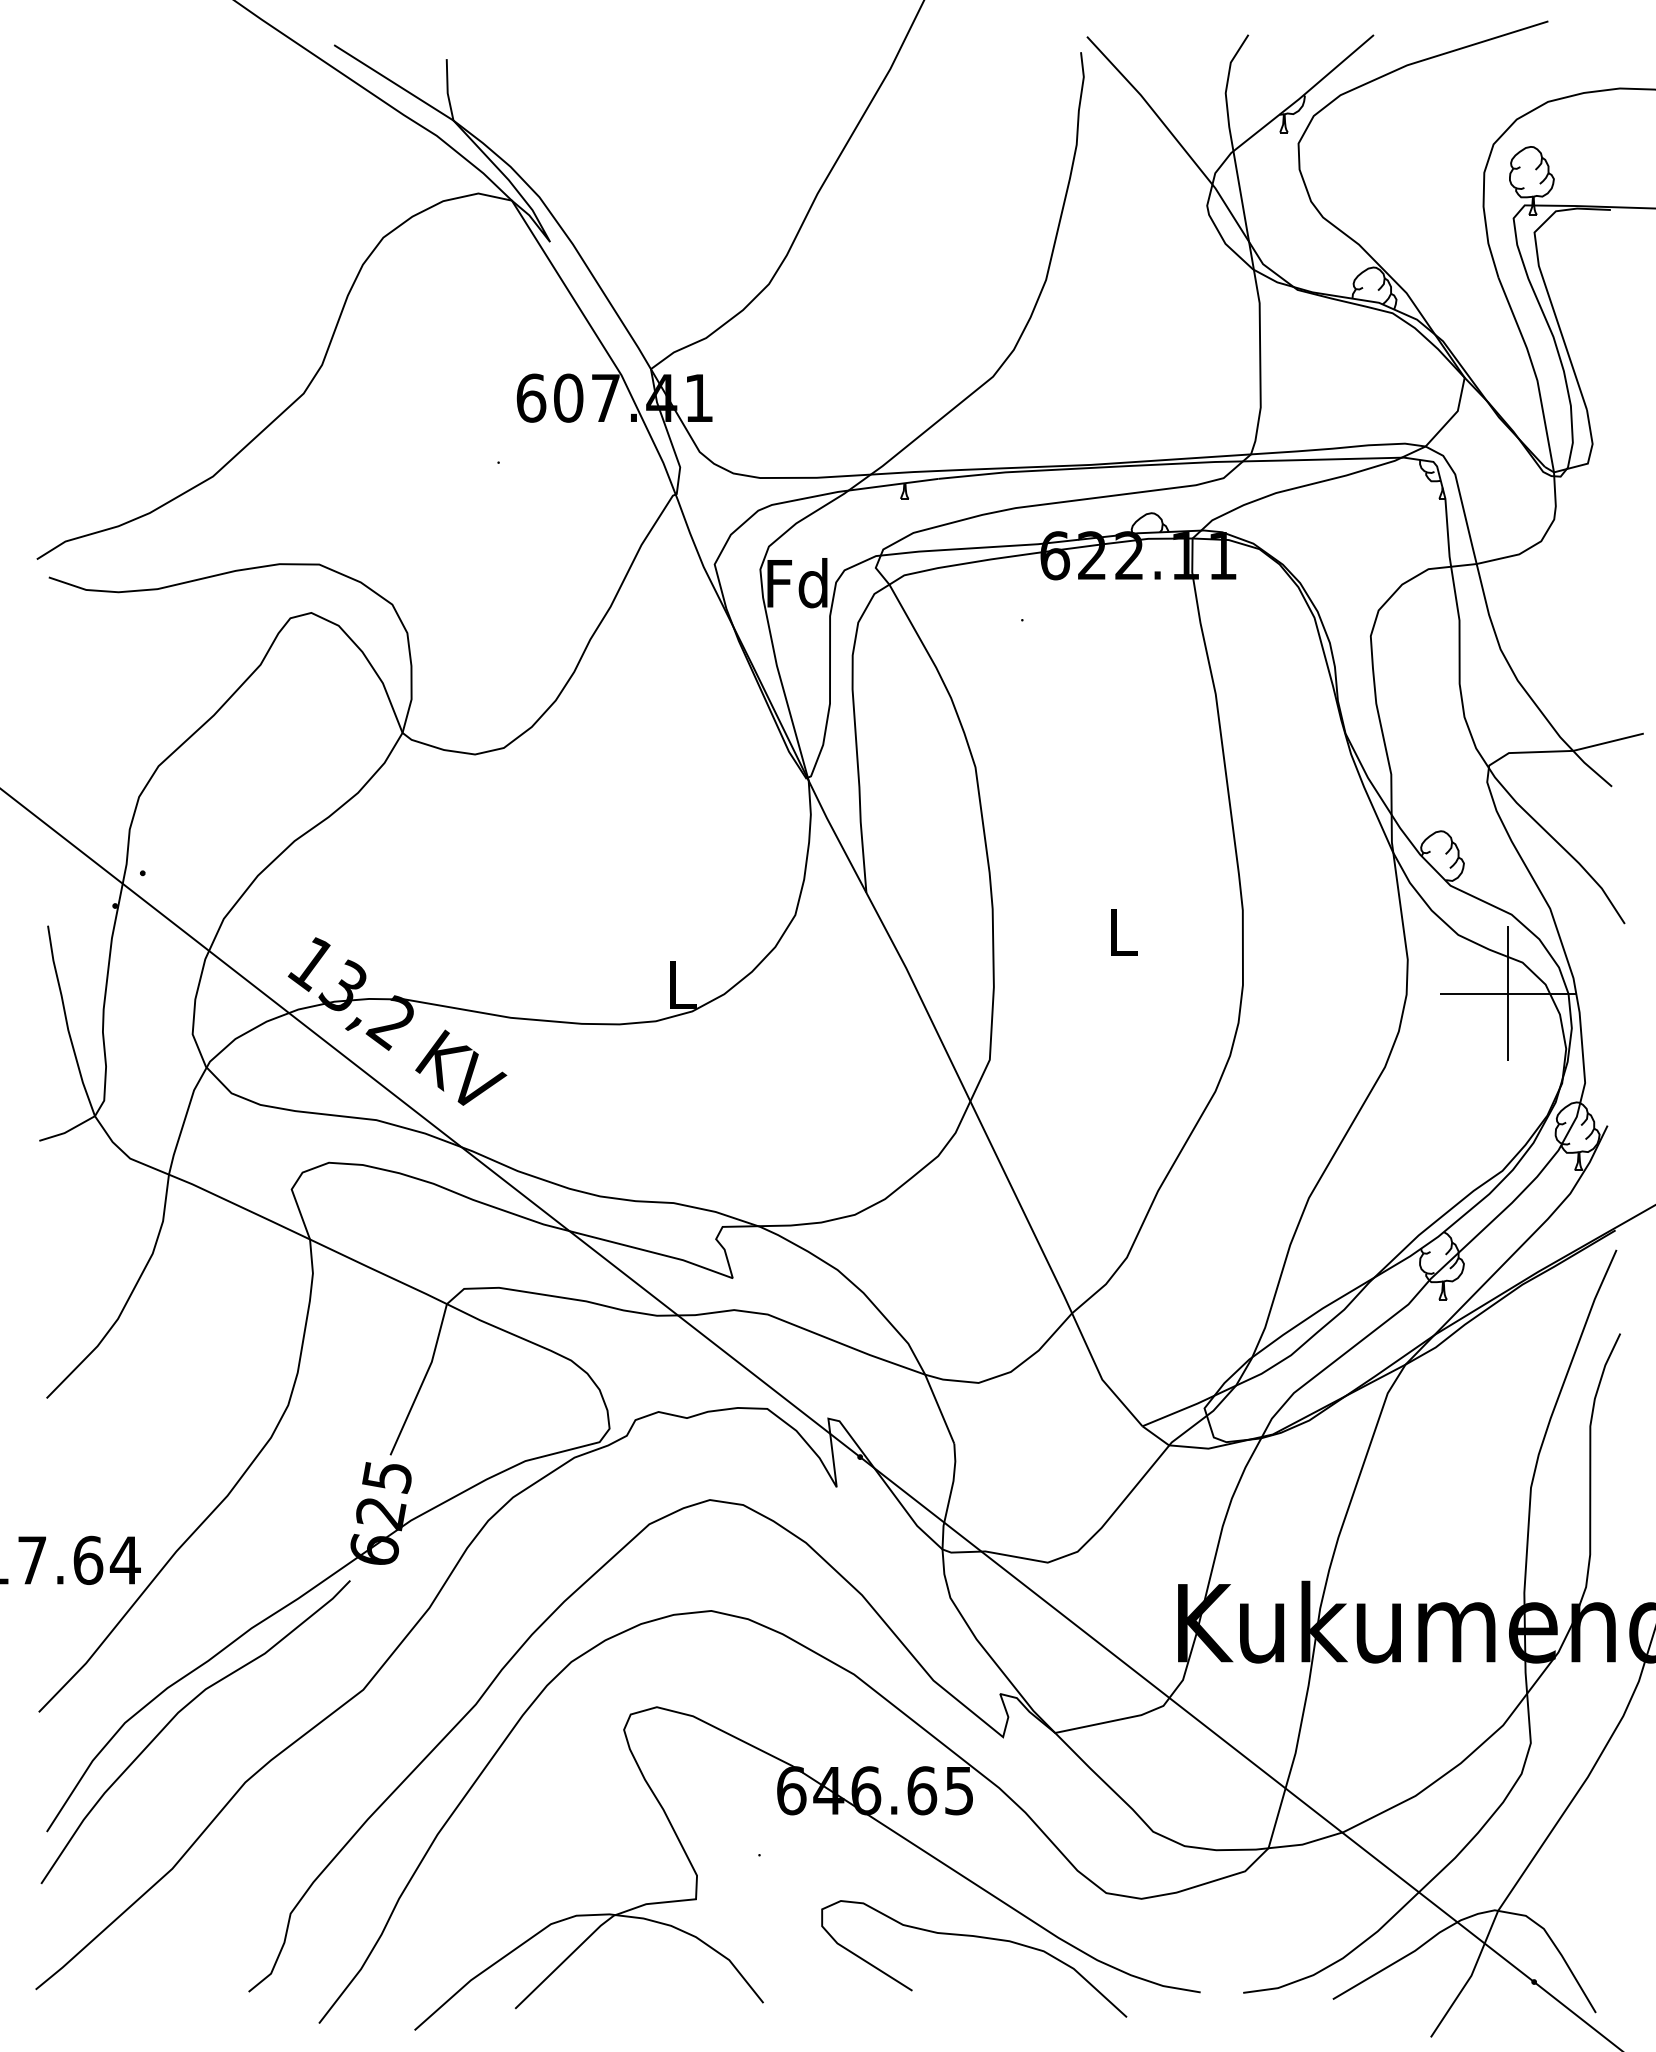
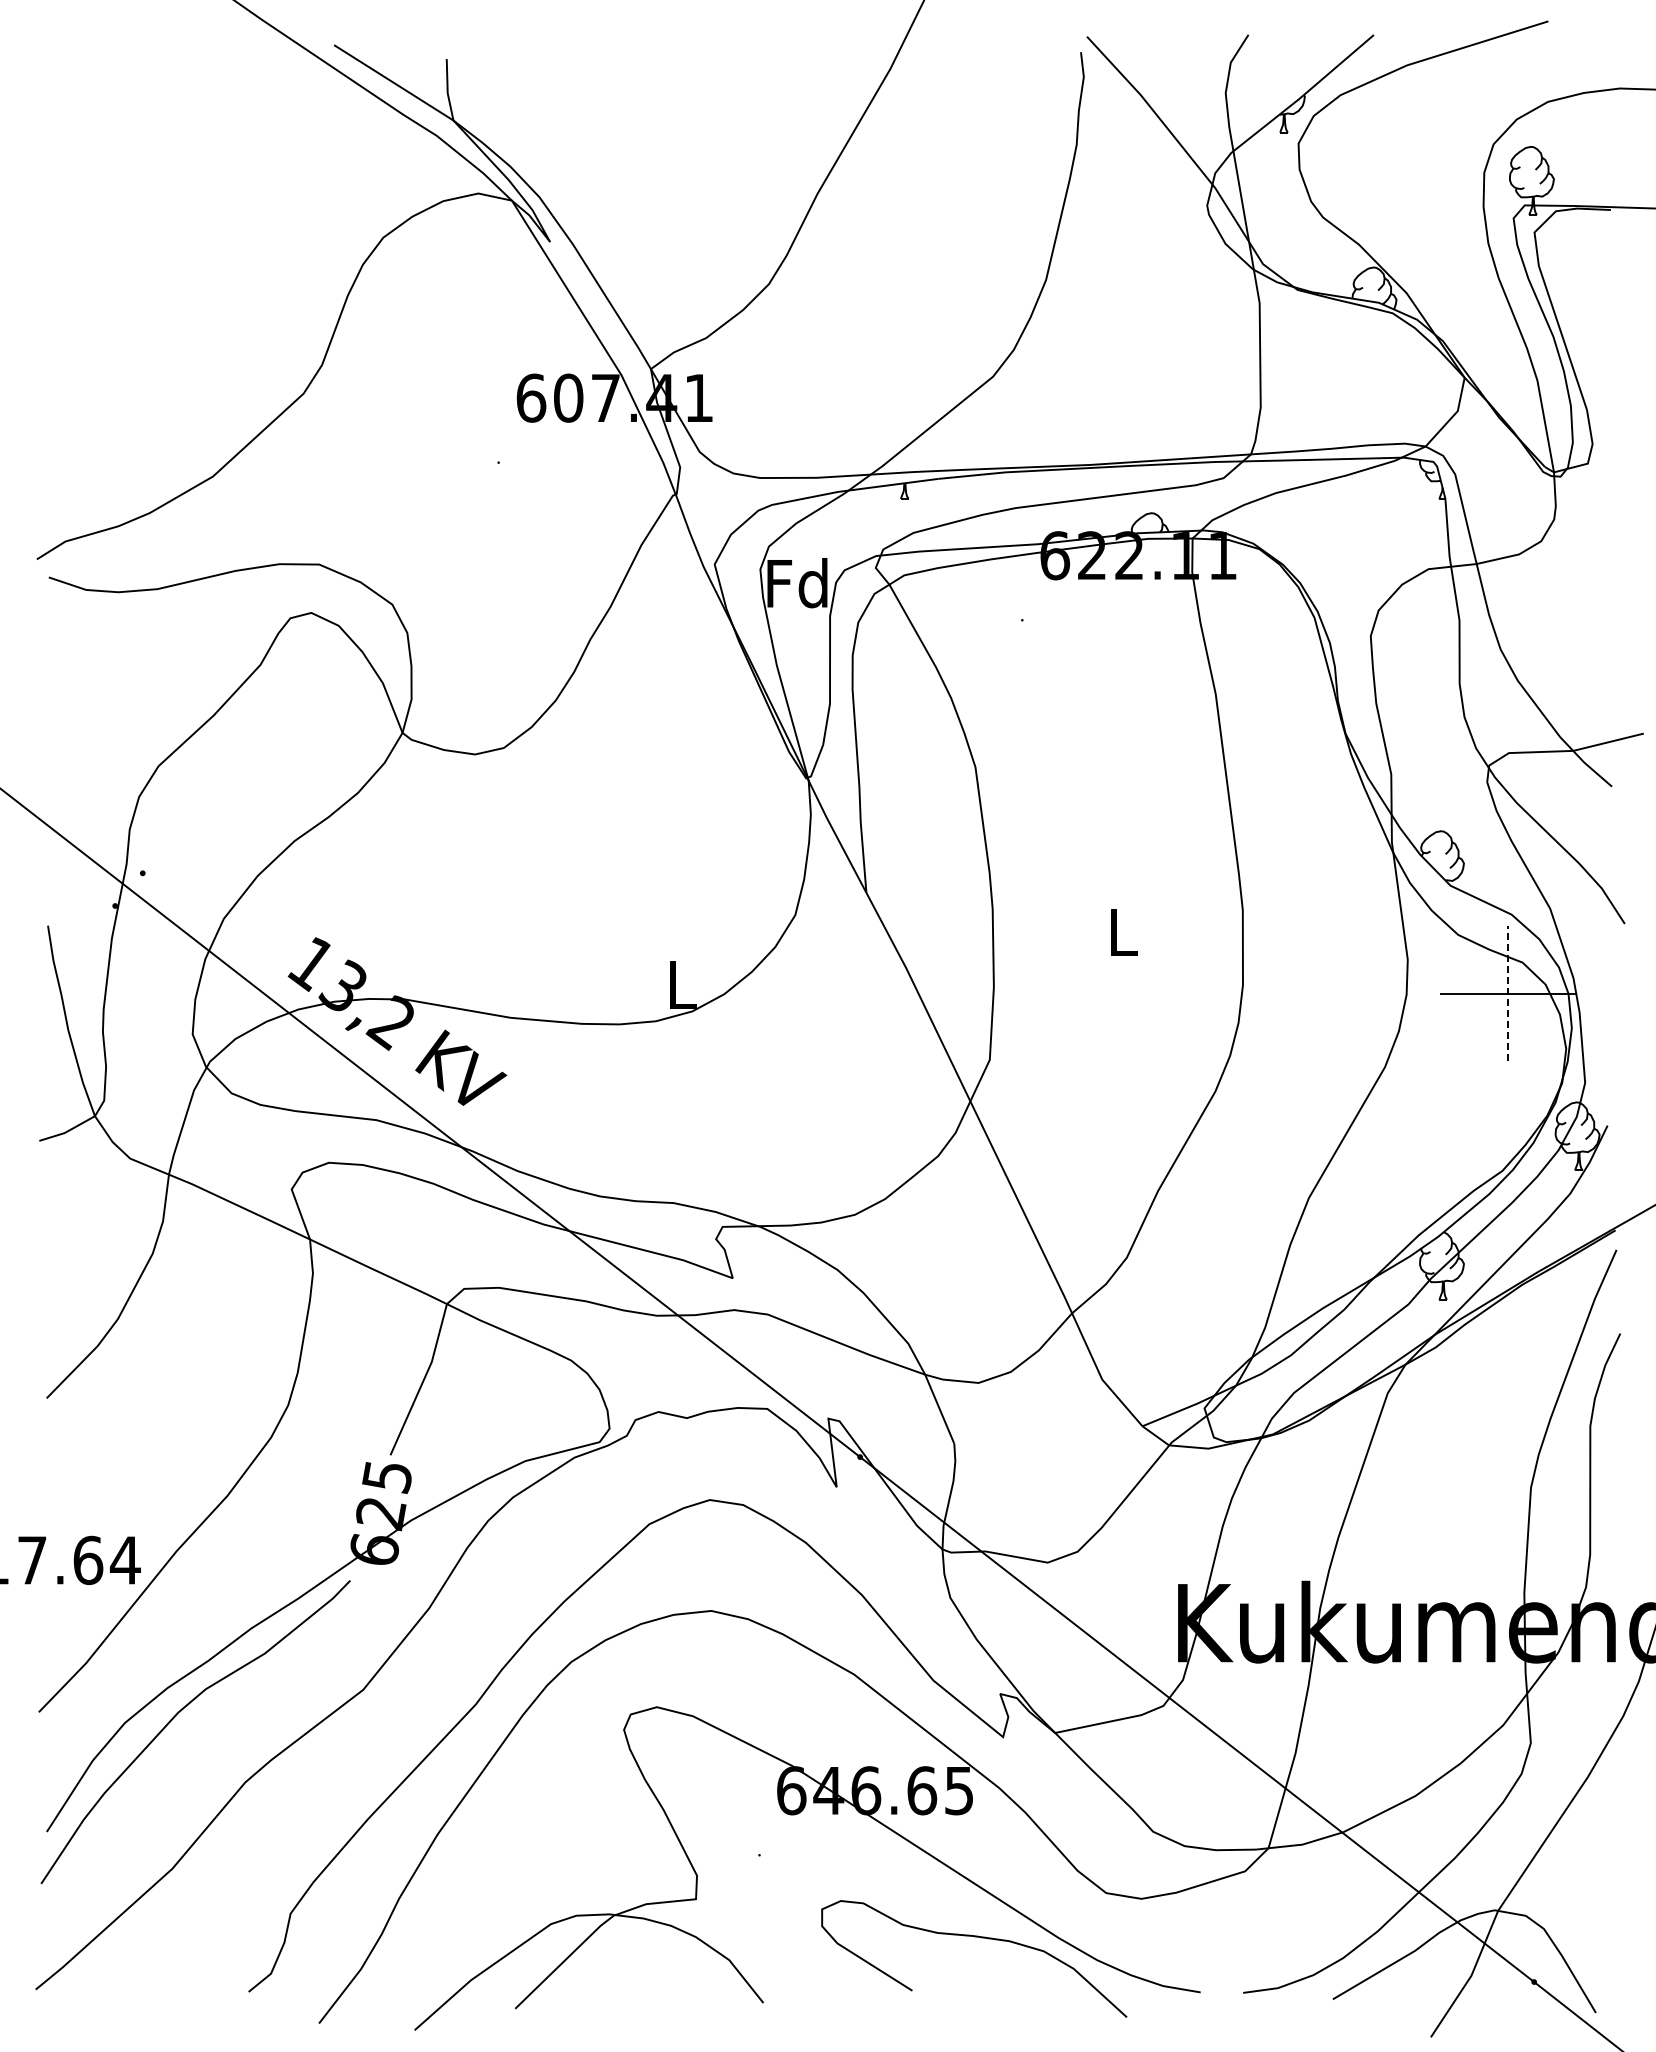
line: solid -> dashed (1507, 993)
